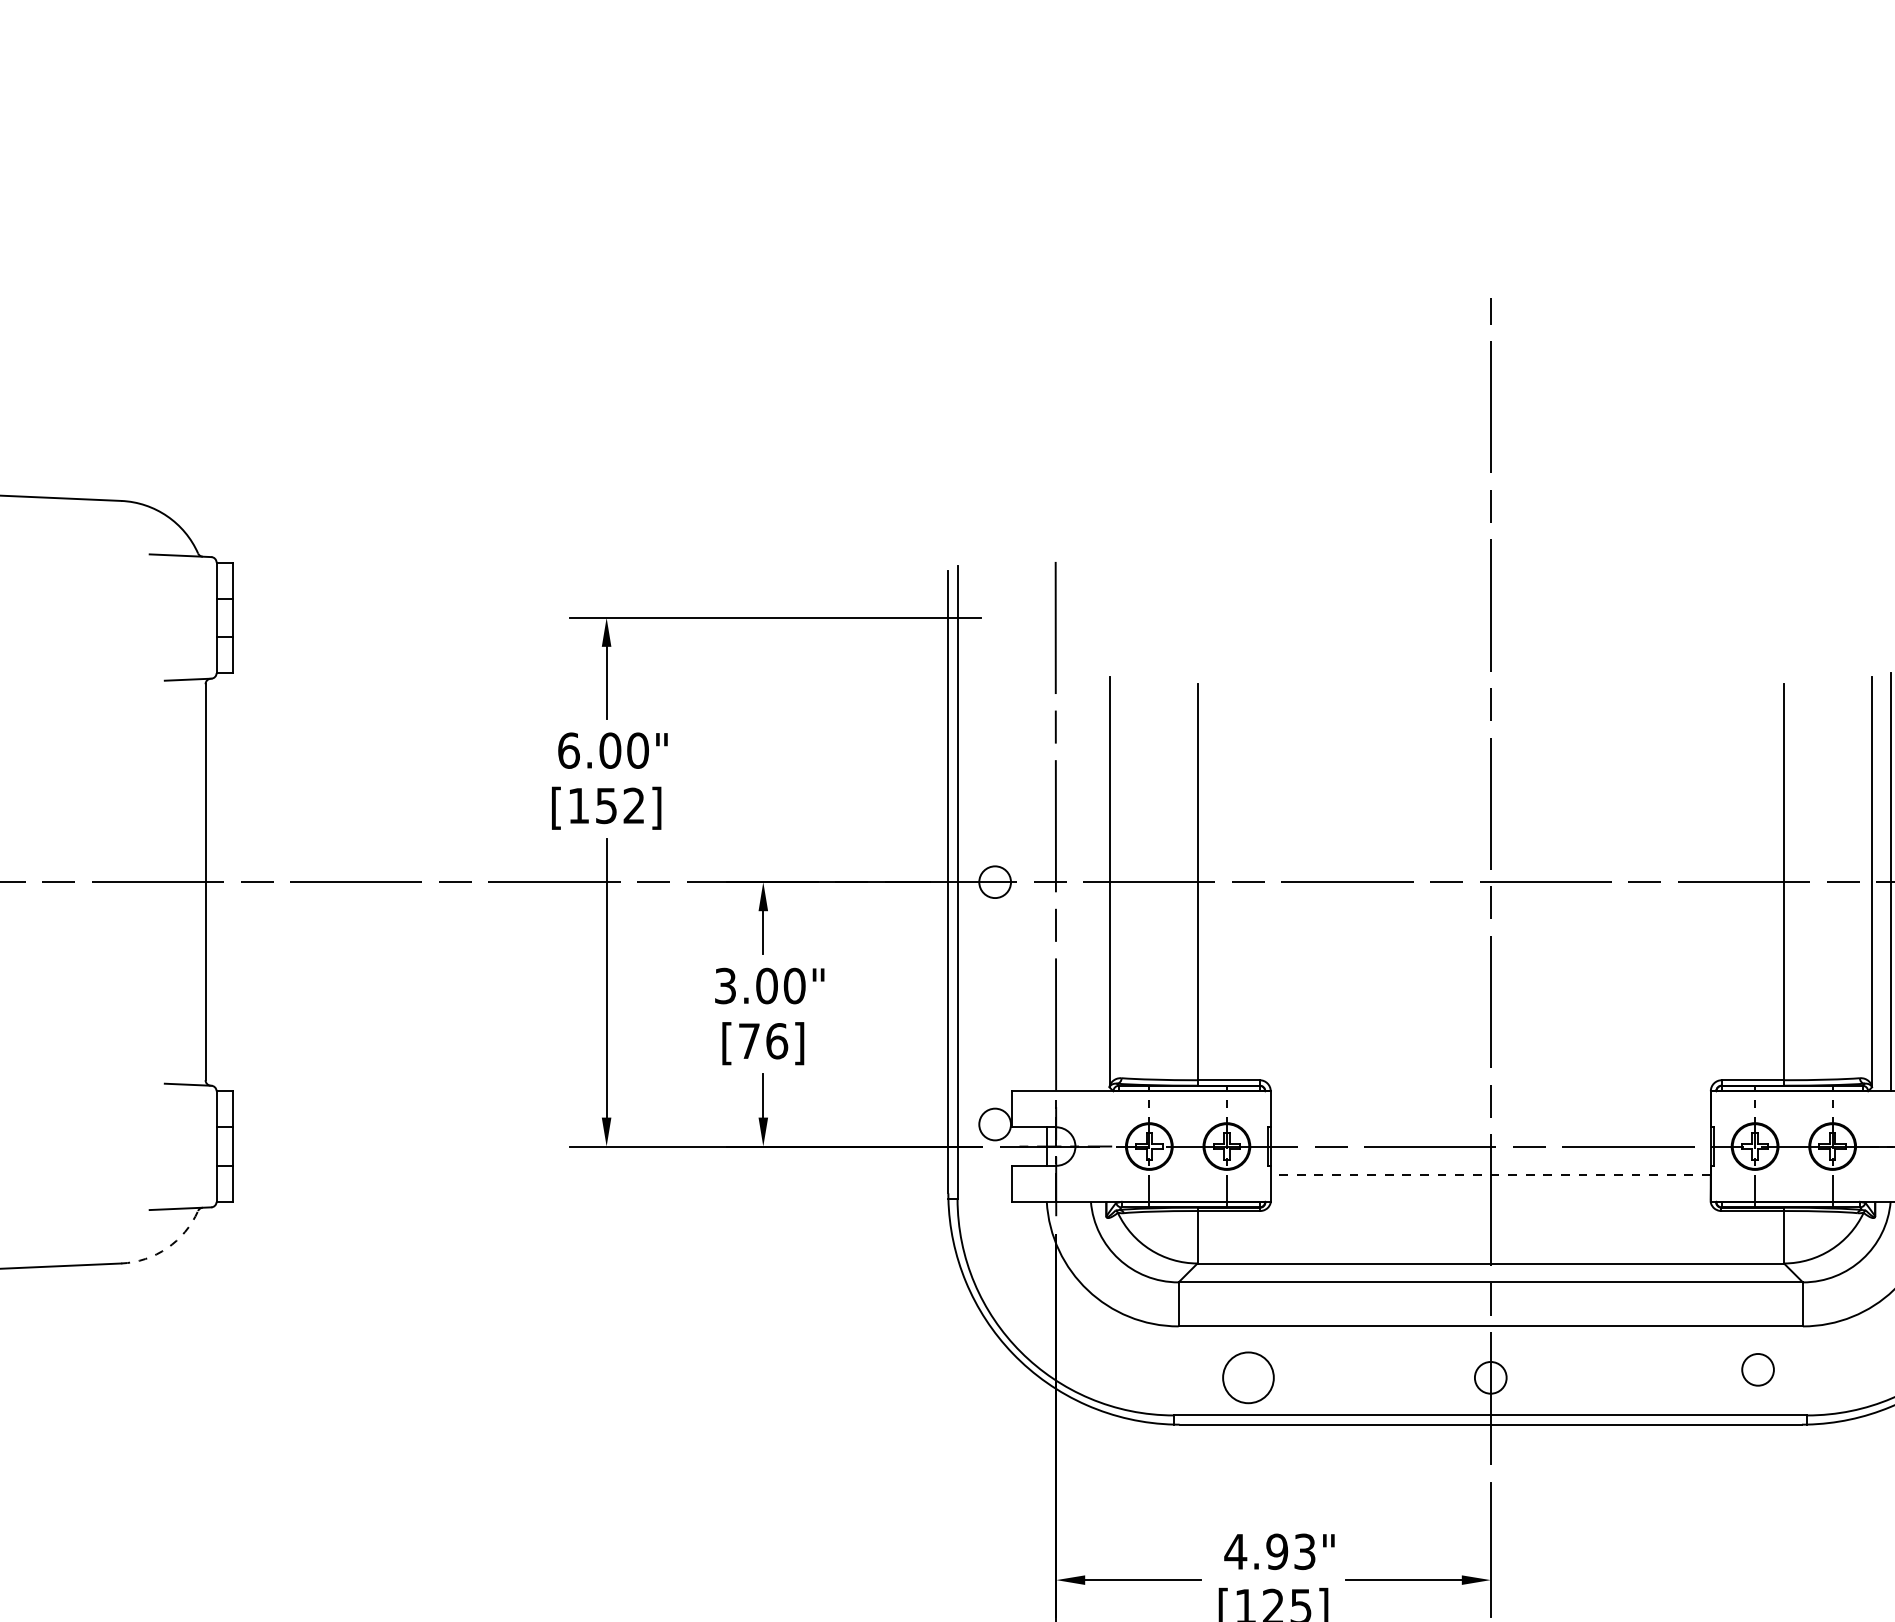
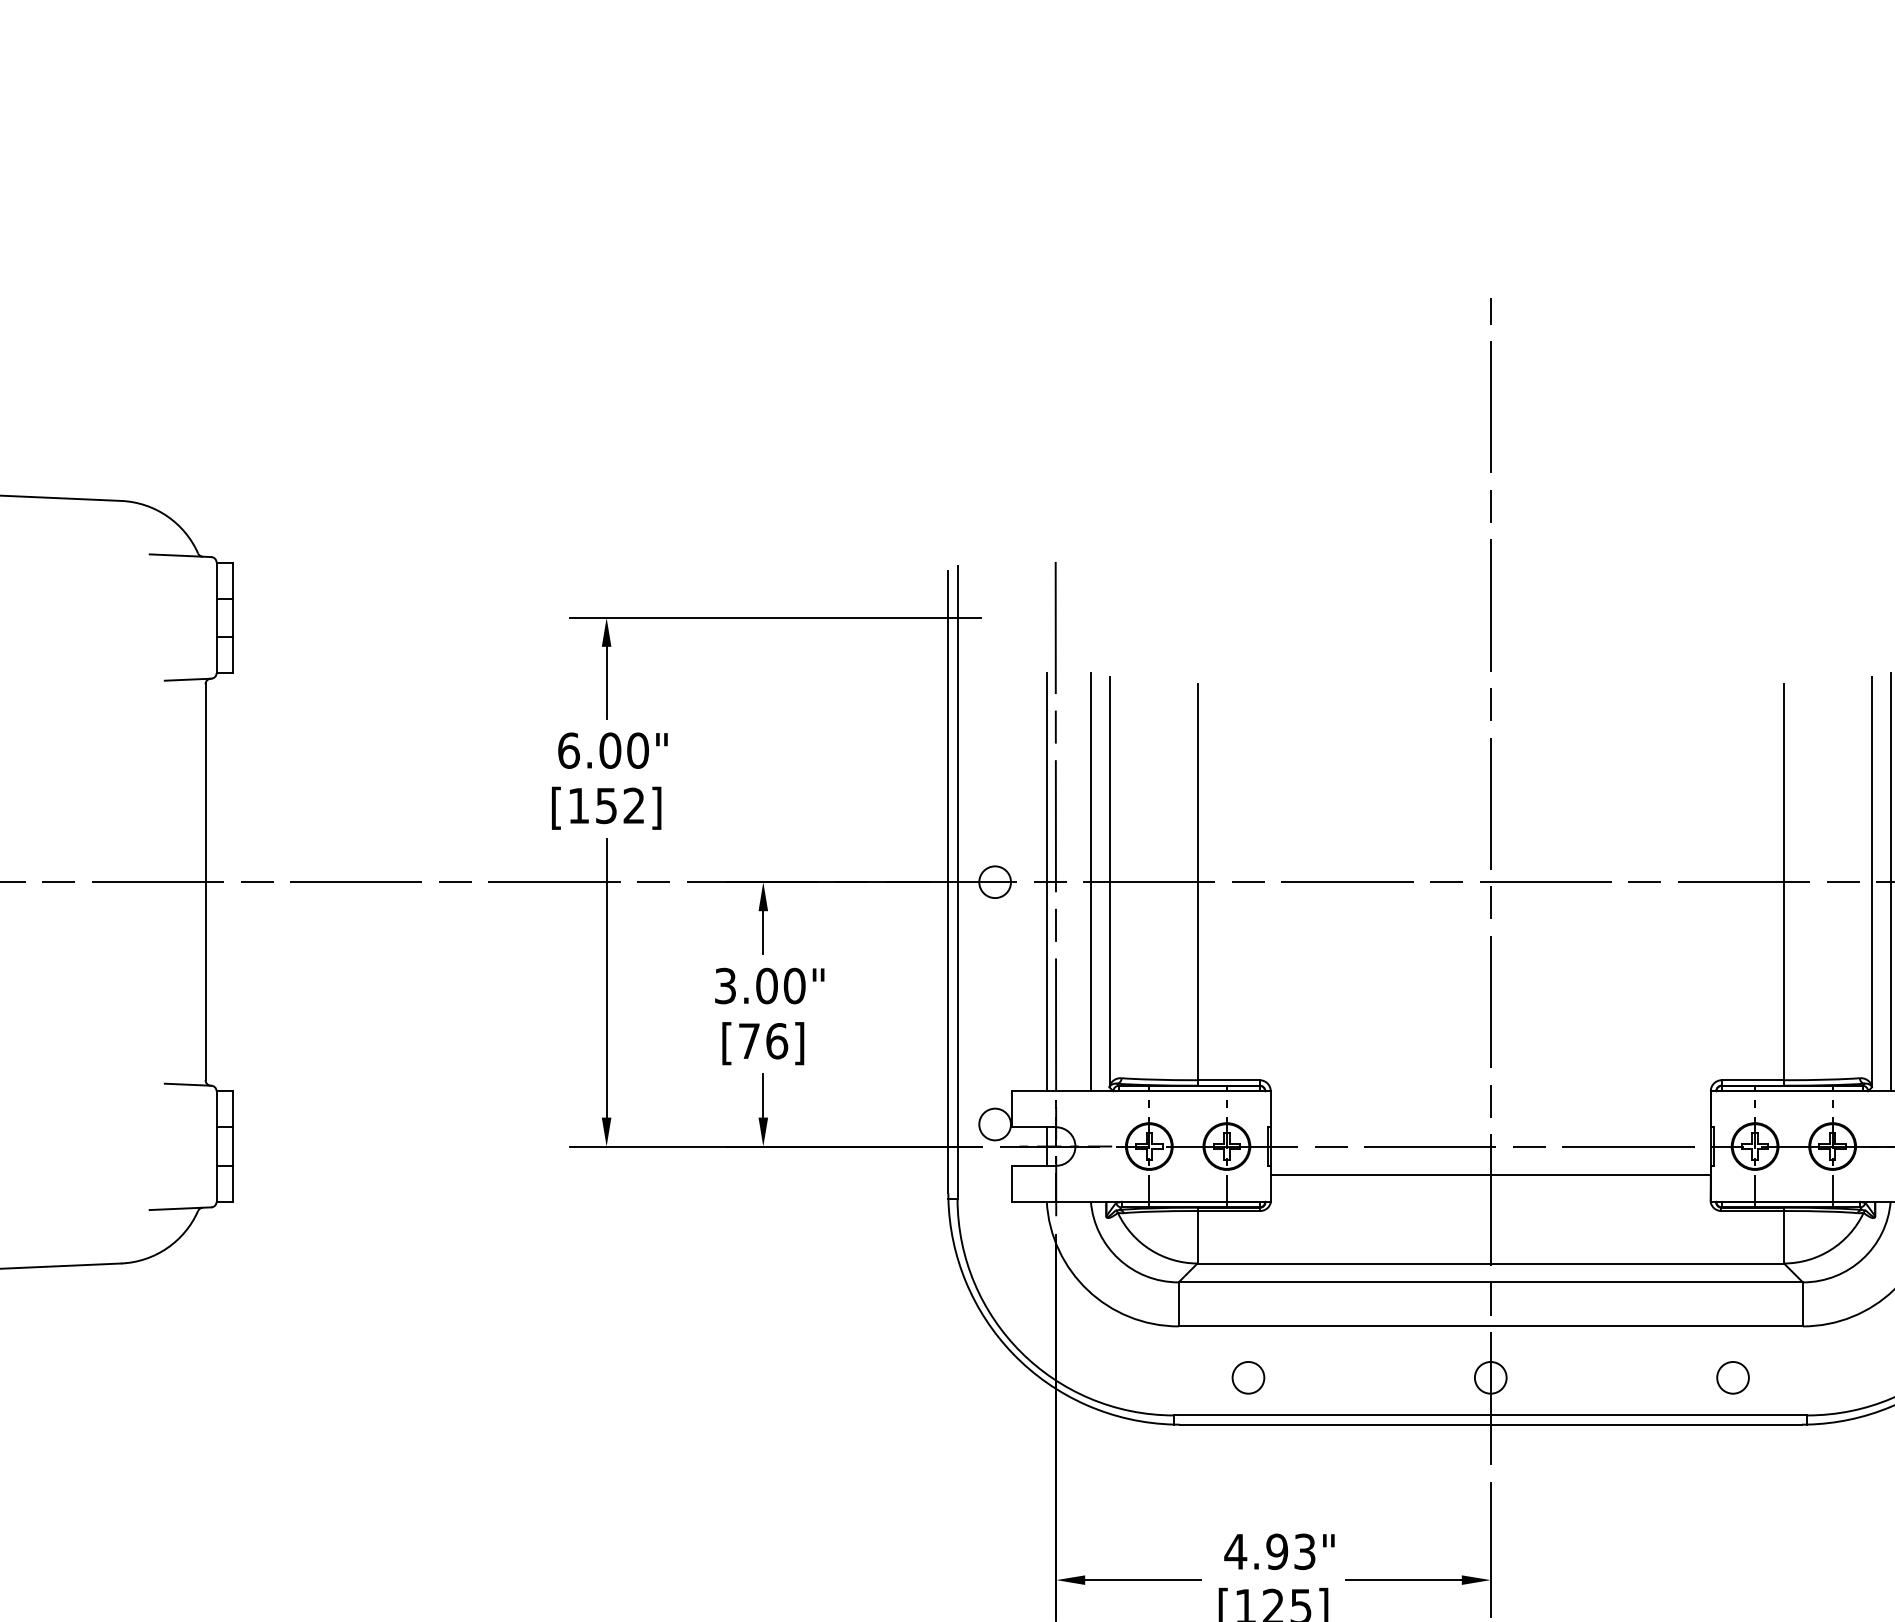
line: none -> present (1046, 881)
line: none -> present (1090, 881)
line: dashed -> solid (1490, 1175)
arc: dashed -> solid (167, 1248)
circle position: (1757, 1369) -> (1732, 1377) (1732, 1377)
circle diameter: 51 px -> 32 px (1248, 1377)
